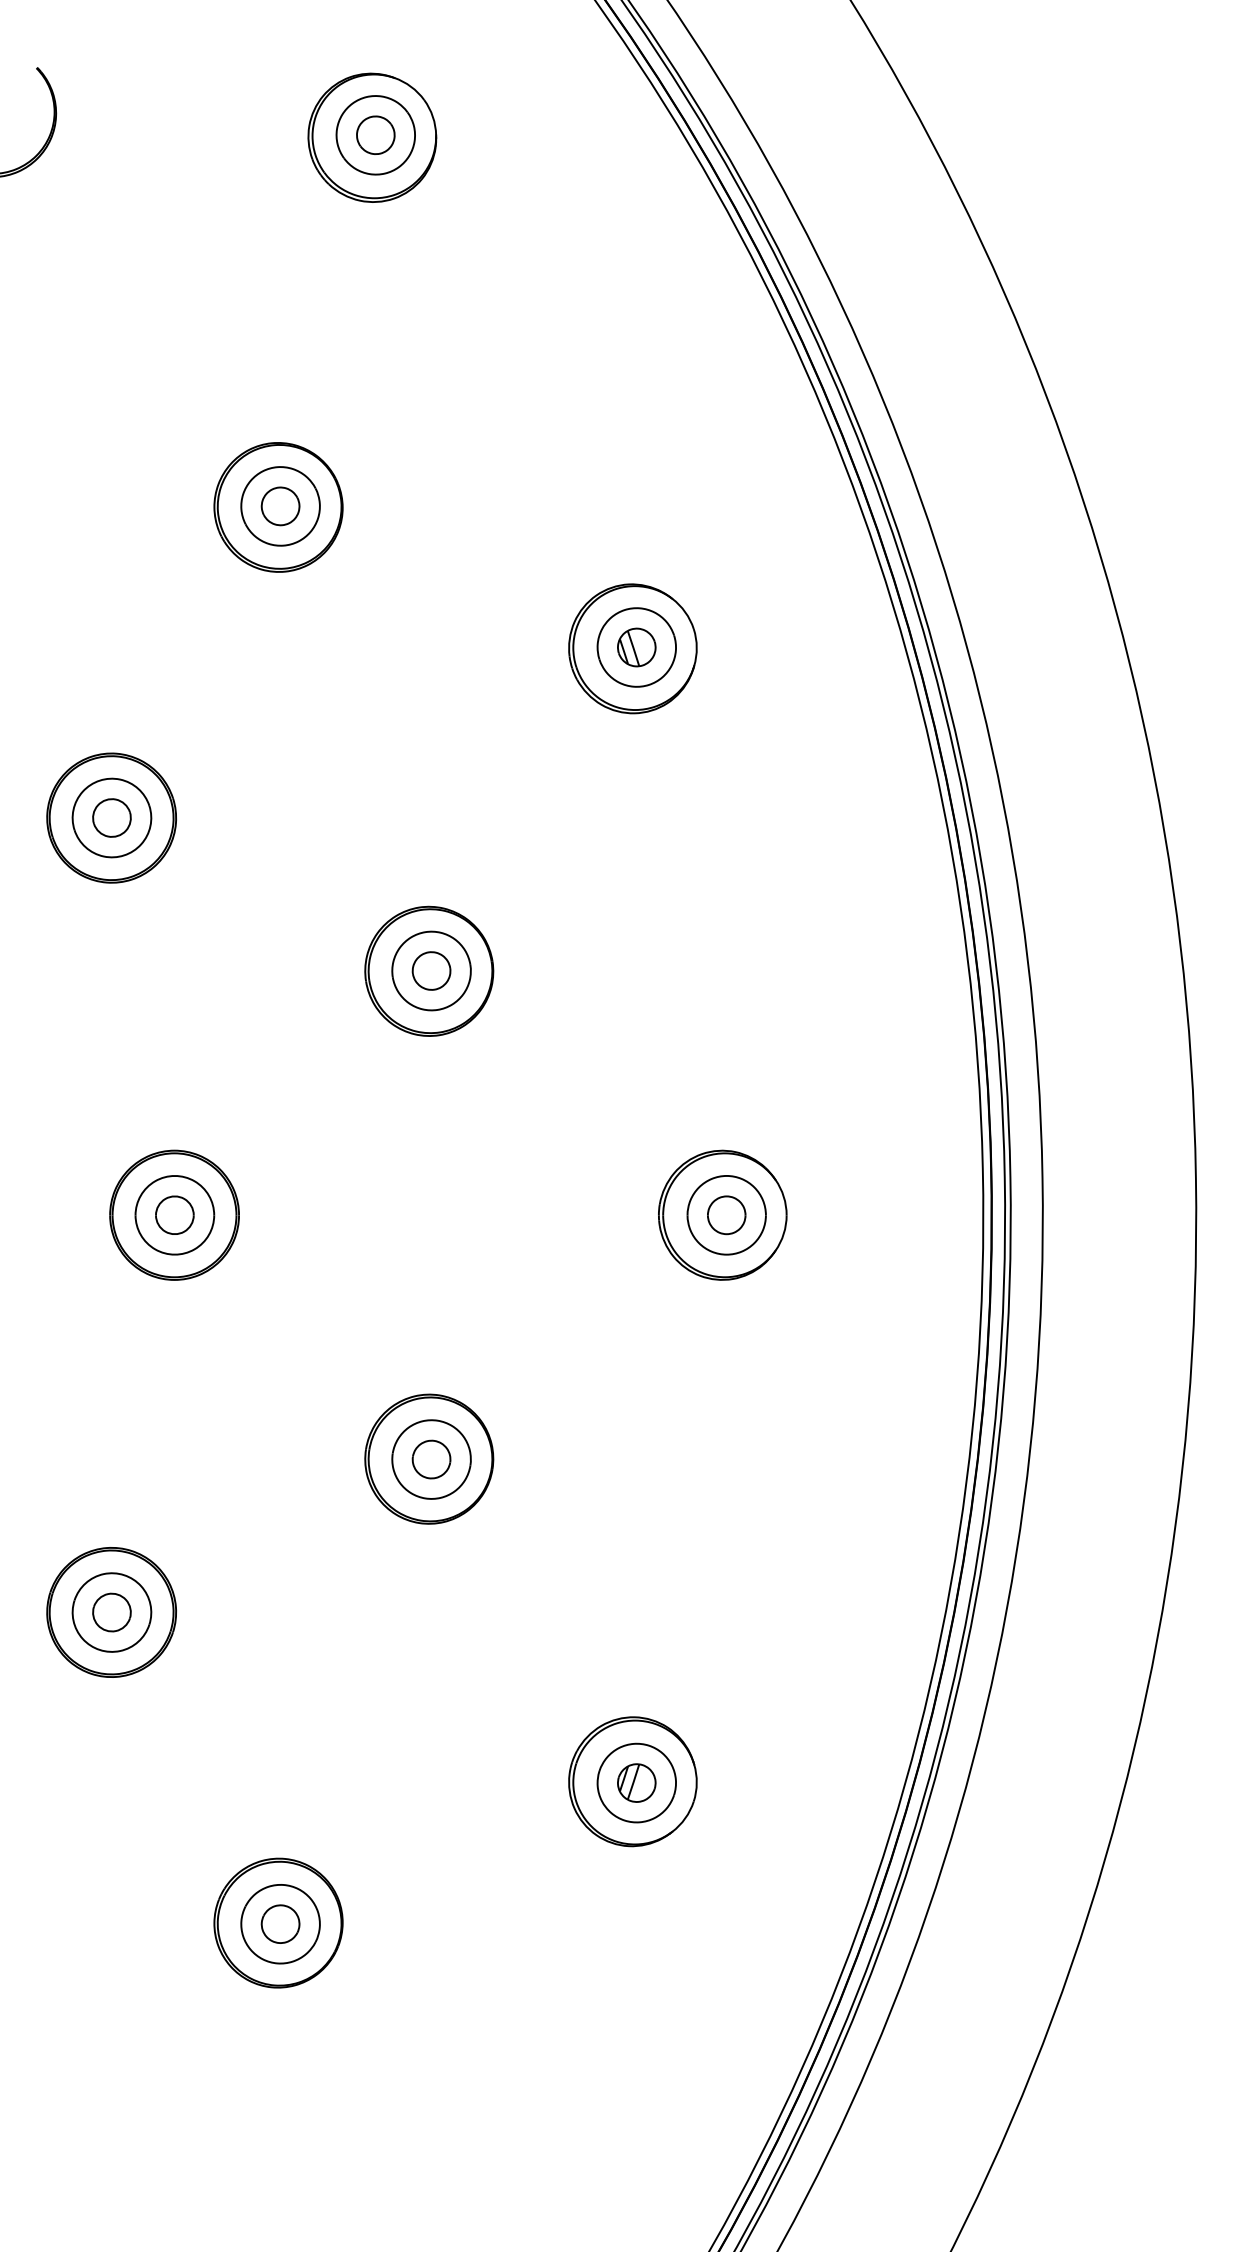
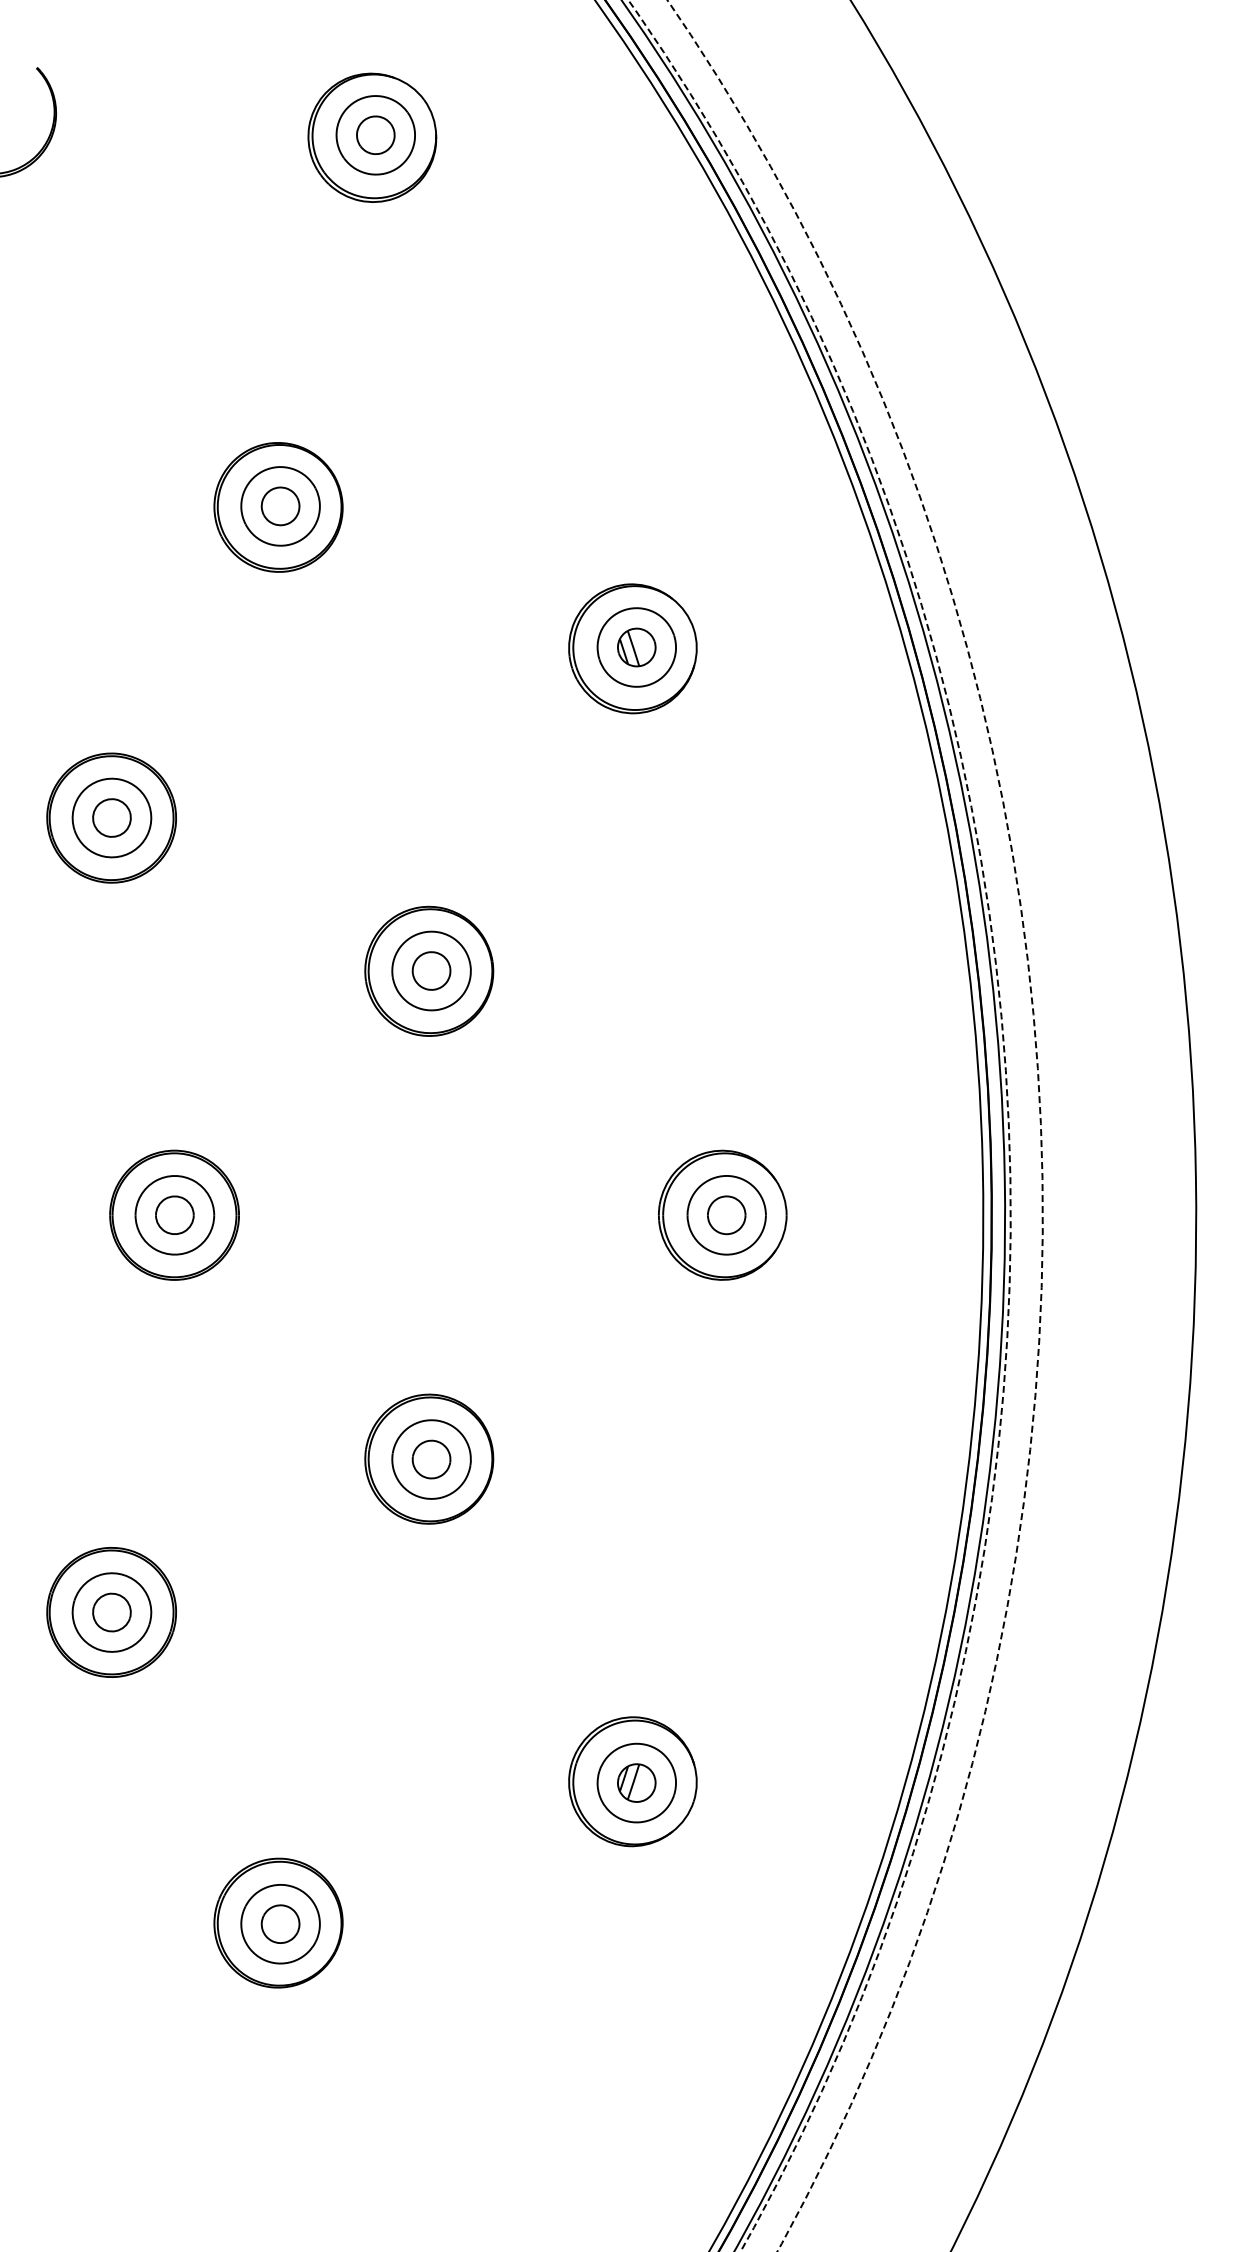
arc: solid -> dashed (1008, 1109)
arc: solid -> dashed (1040, 1110)
